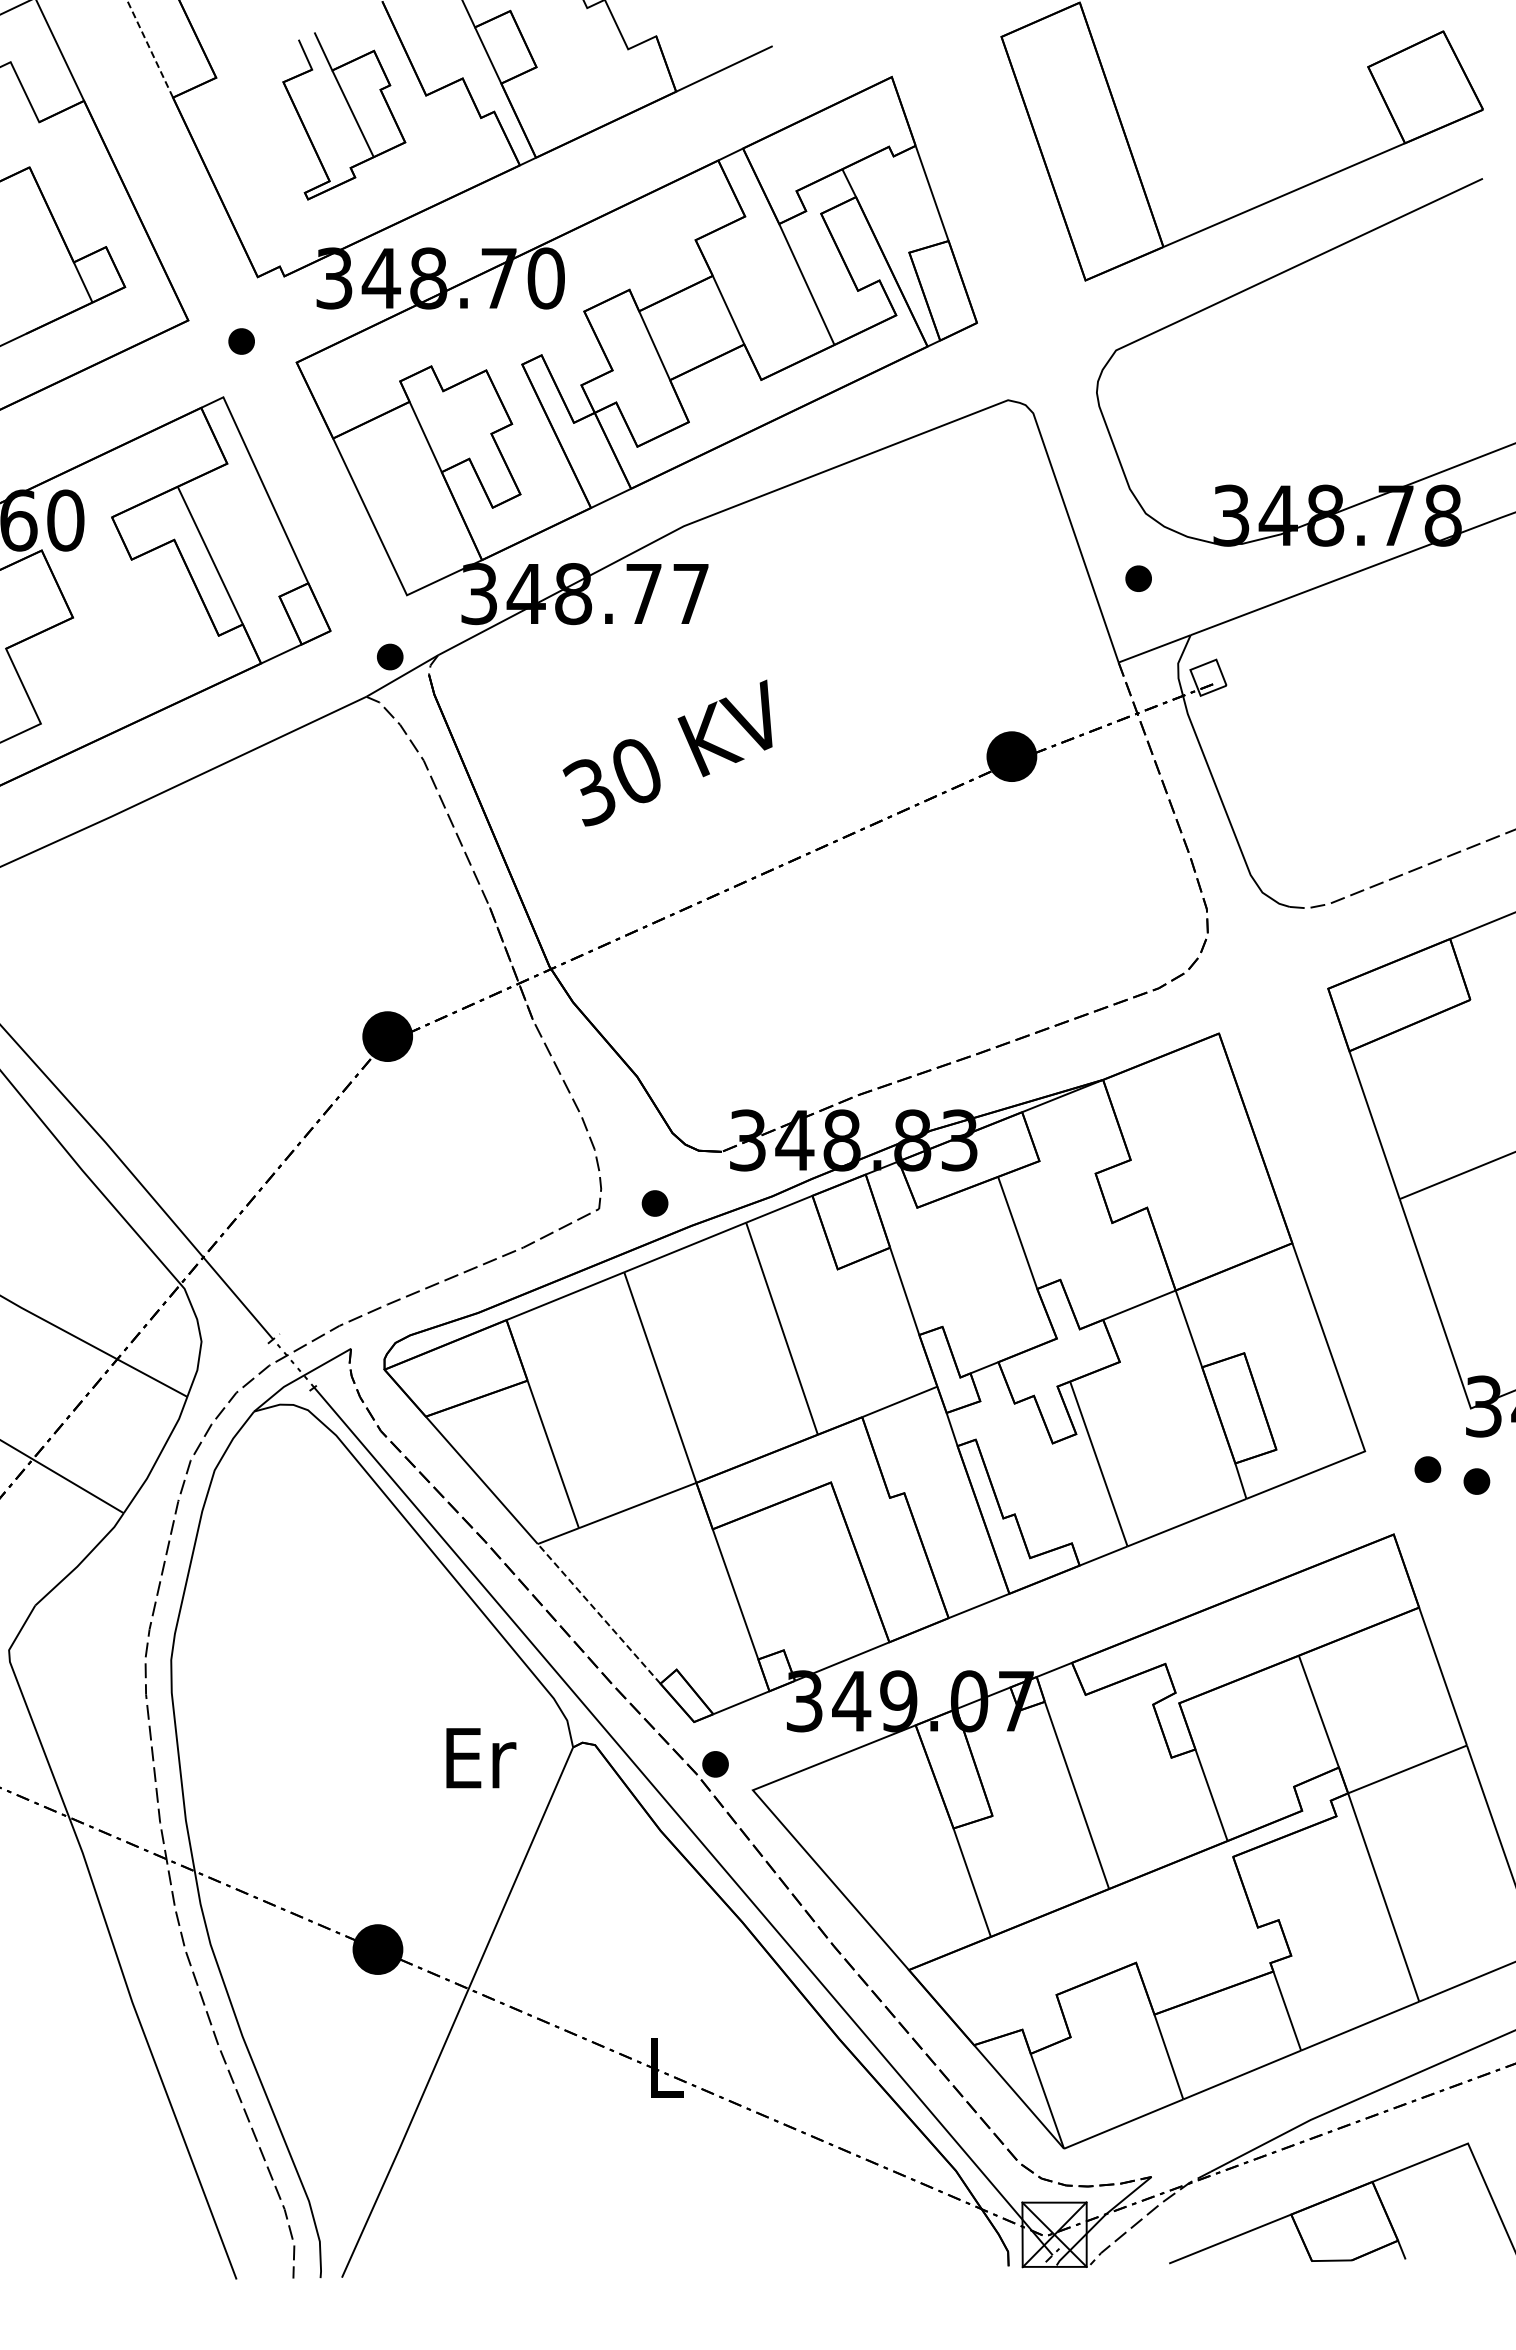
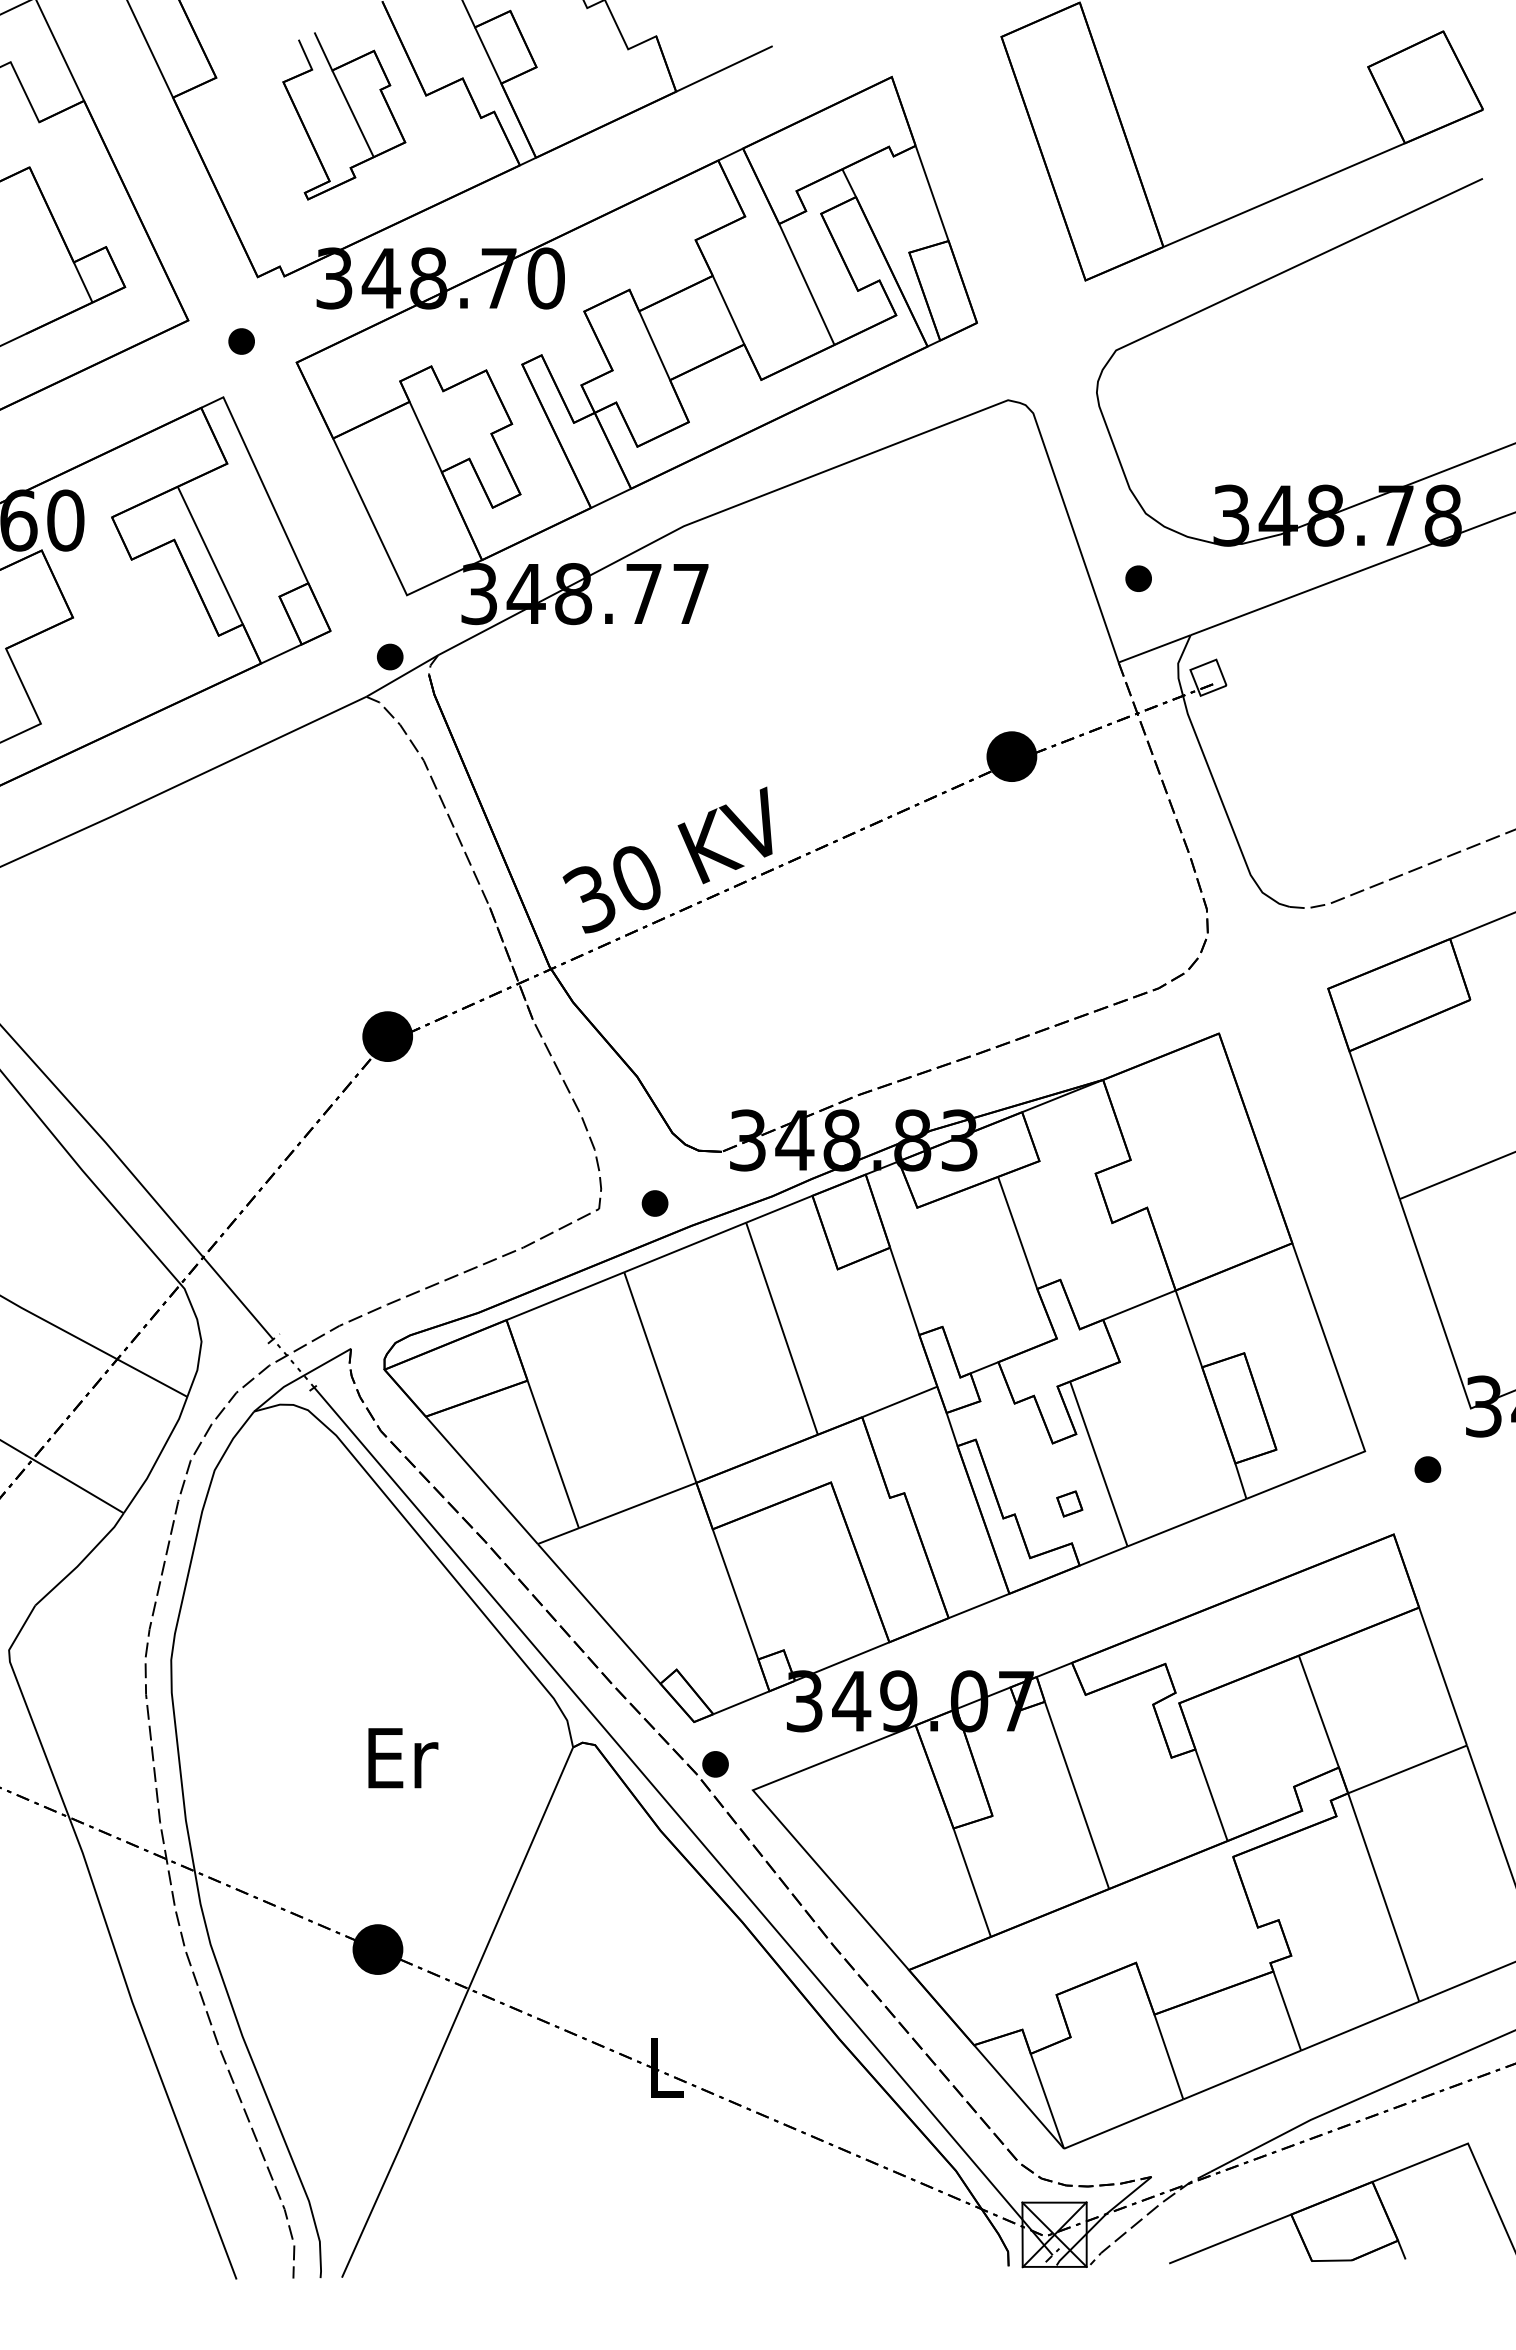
line: dashed -> solid (150, 49)
text position: (667, 752) -> (667, 859) (667, 859)
part: present -> none (1476, 1481)
part: none -> present (1069, 1503)
line: dashed -> solid (599, 1613)
text position: (481, 1758) -> (403, 1758) (403, 1758)
